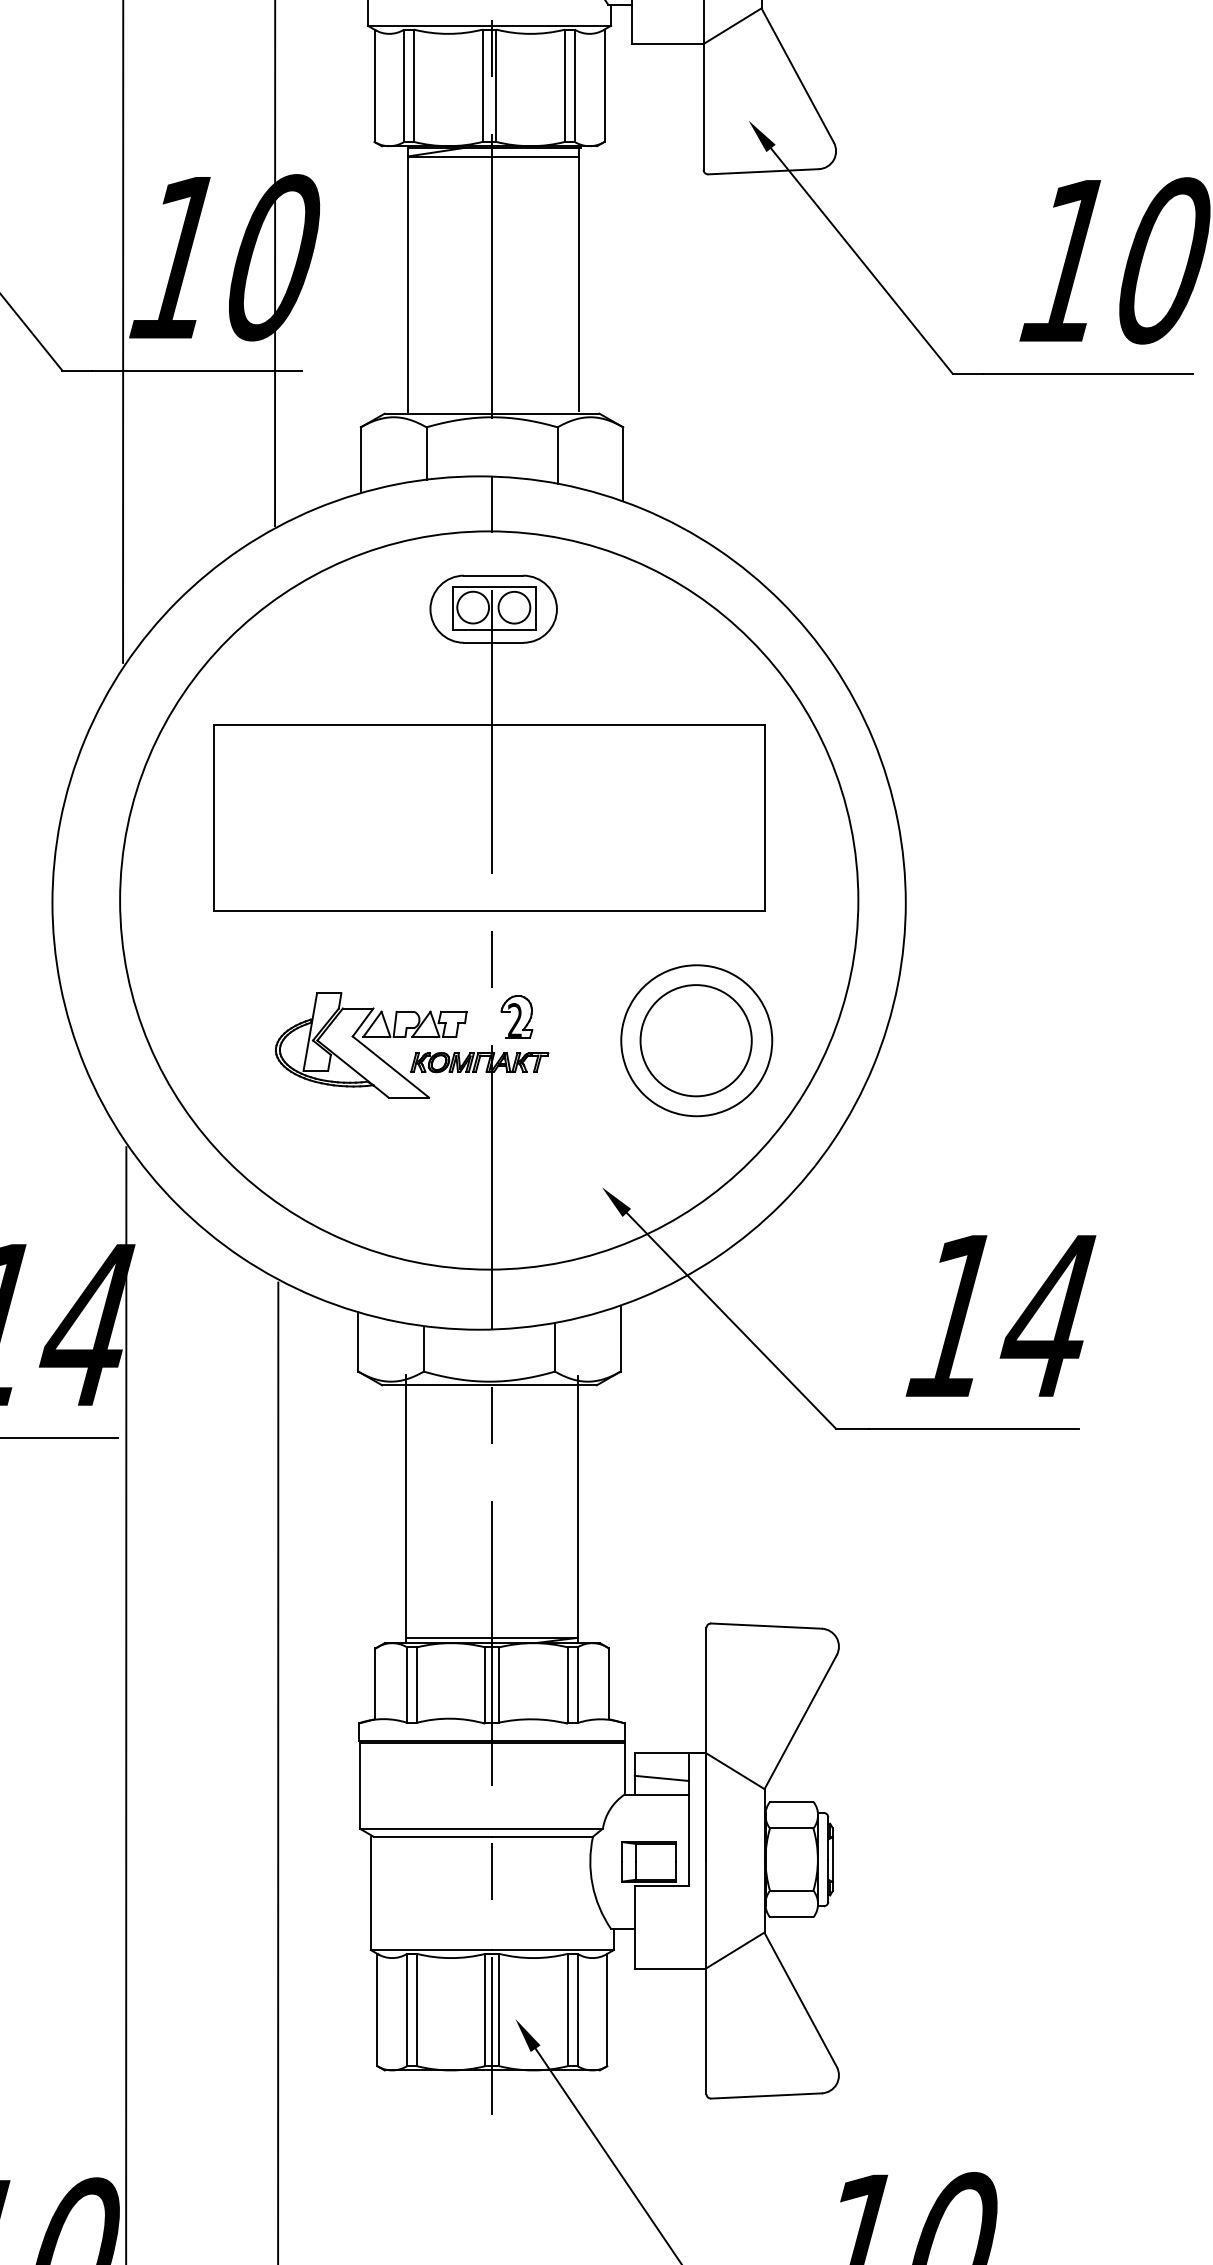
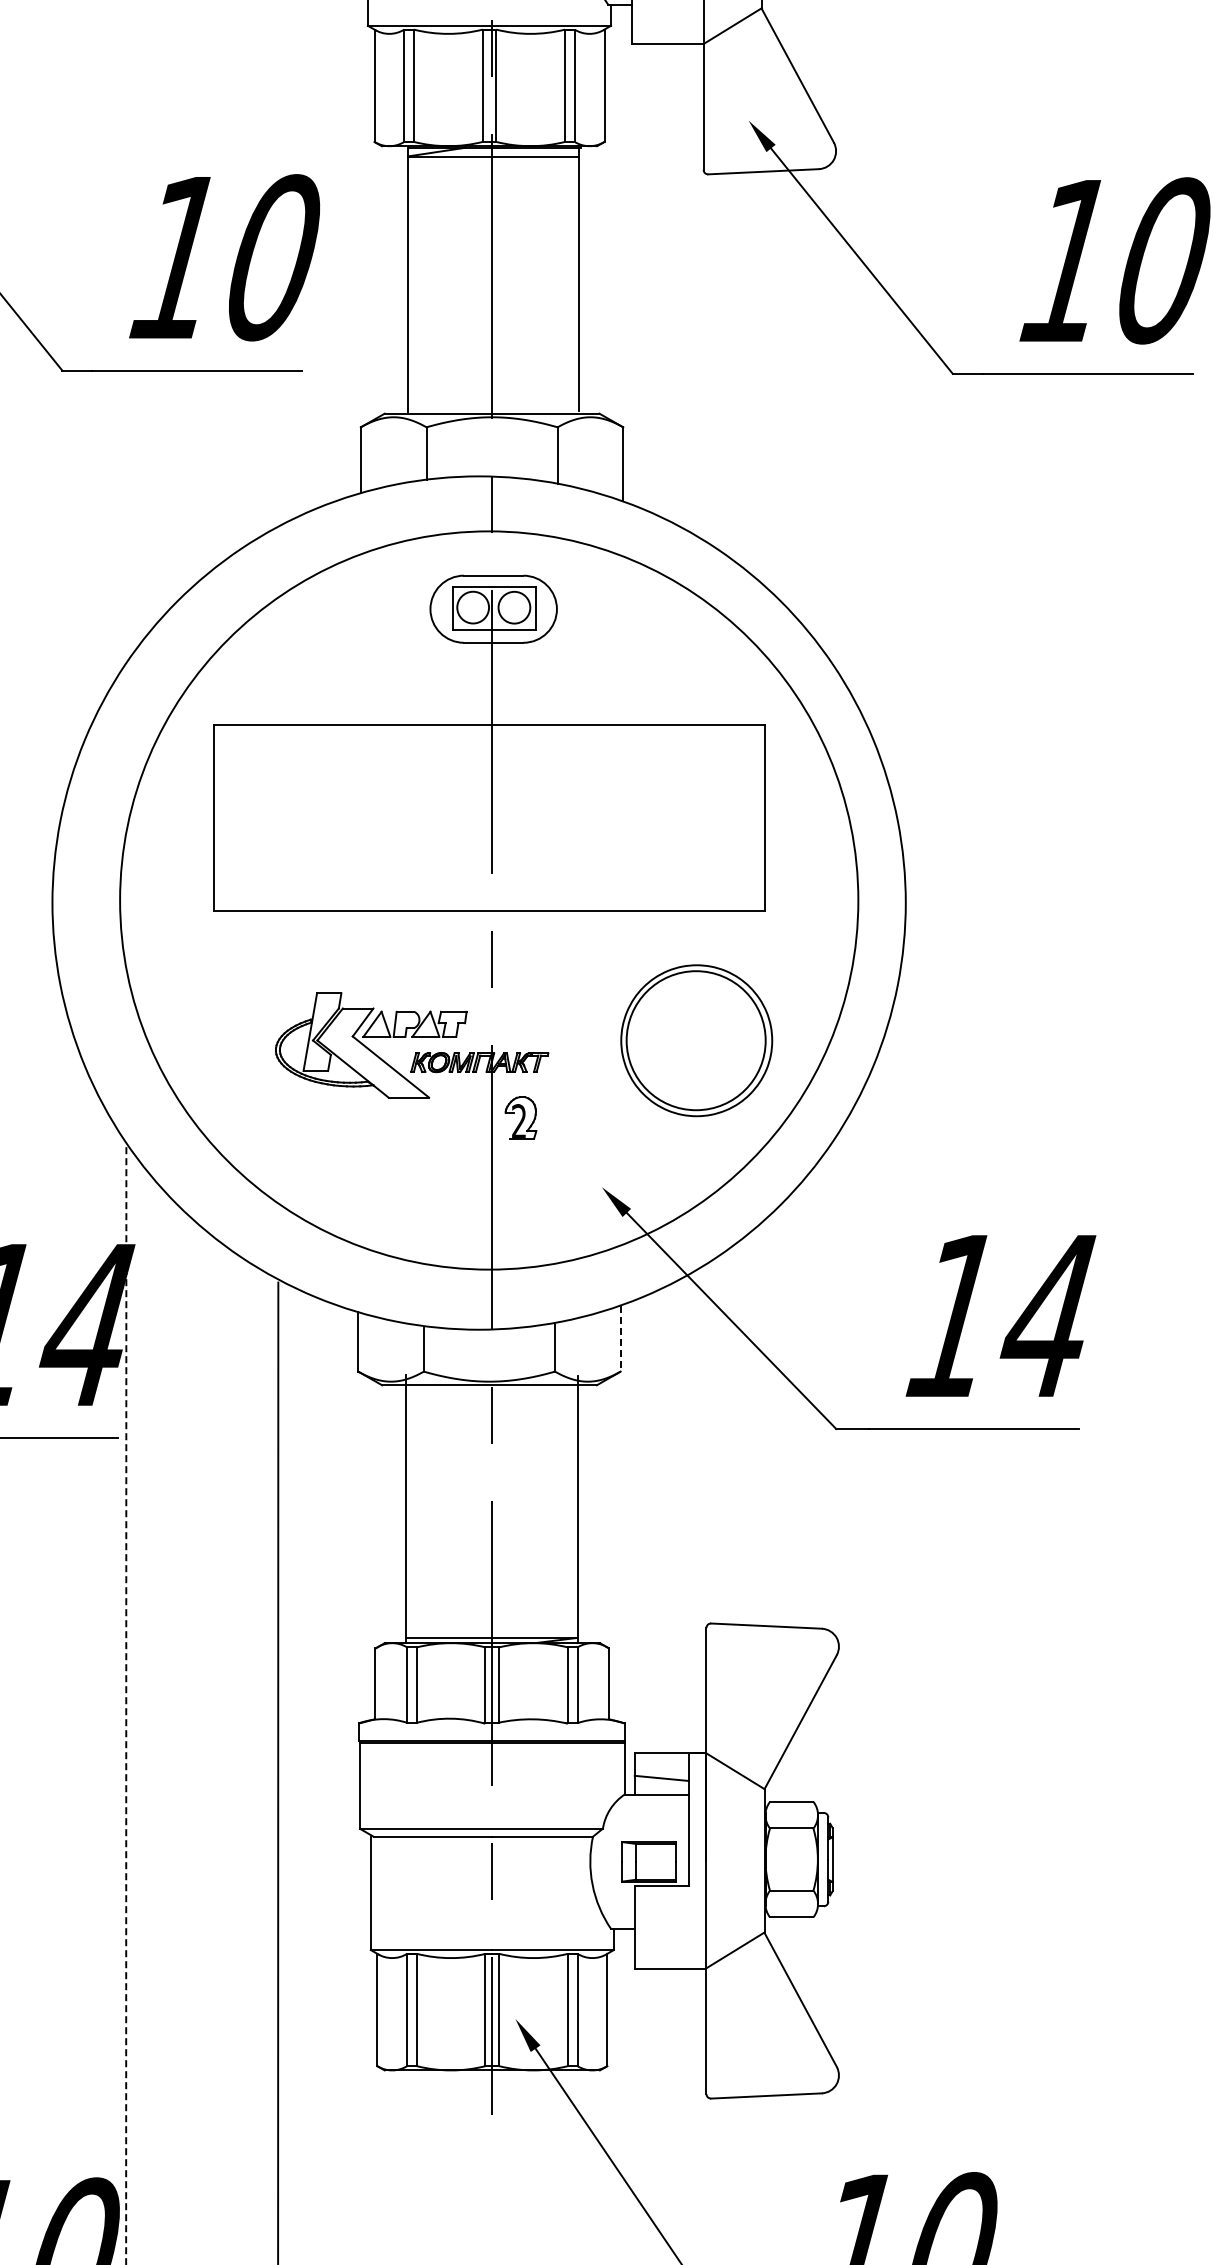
line: present -> none (275, 264)
line: present -> none (123, 332)
part position: (516, 1016) -> (520, 1117) (520, 1117)
circle diameter: 111 px -> 139 px (695, 1040)
line: solid -> dashed (620, 1338)
line: solid -> dashed (126, 1705)
